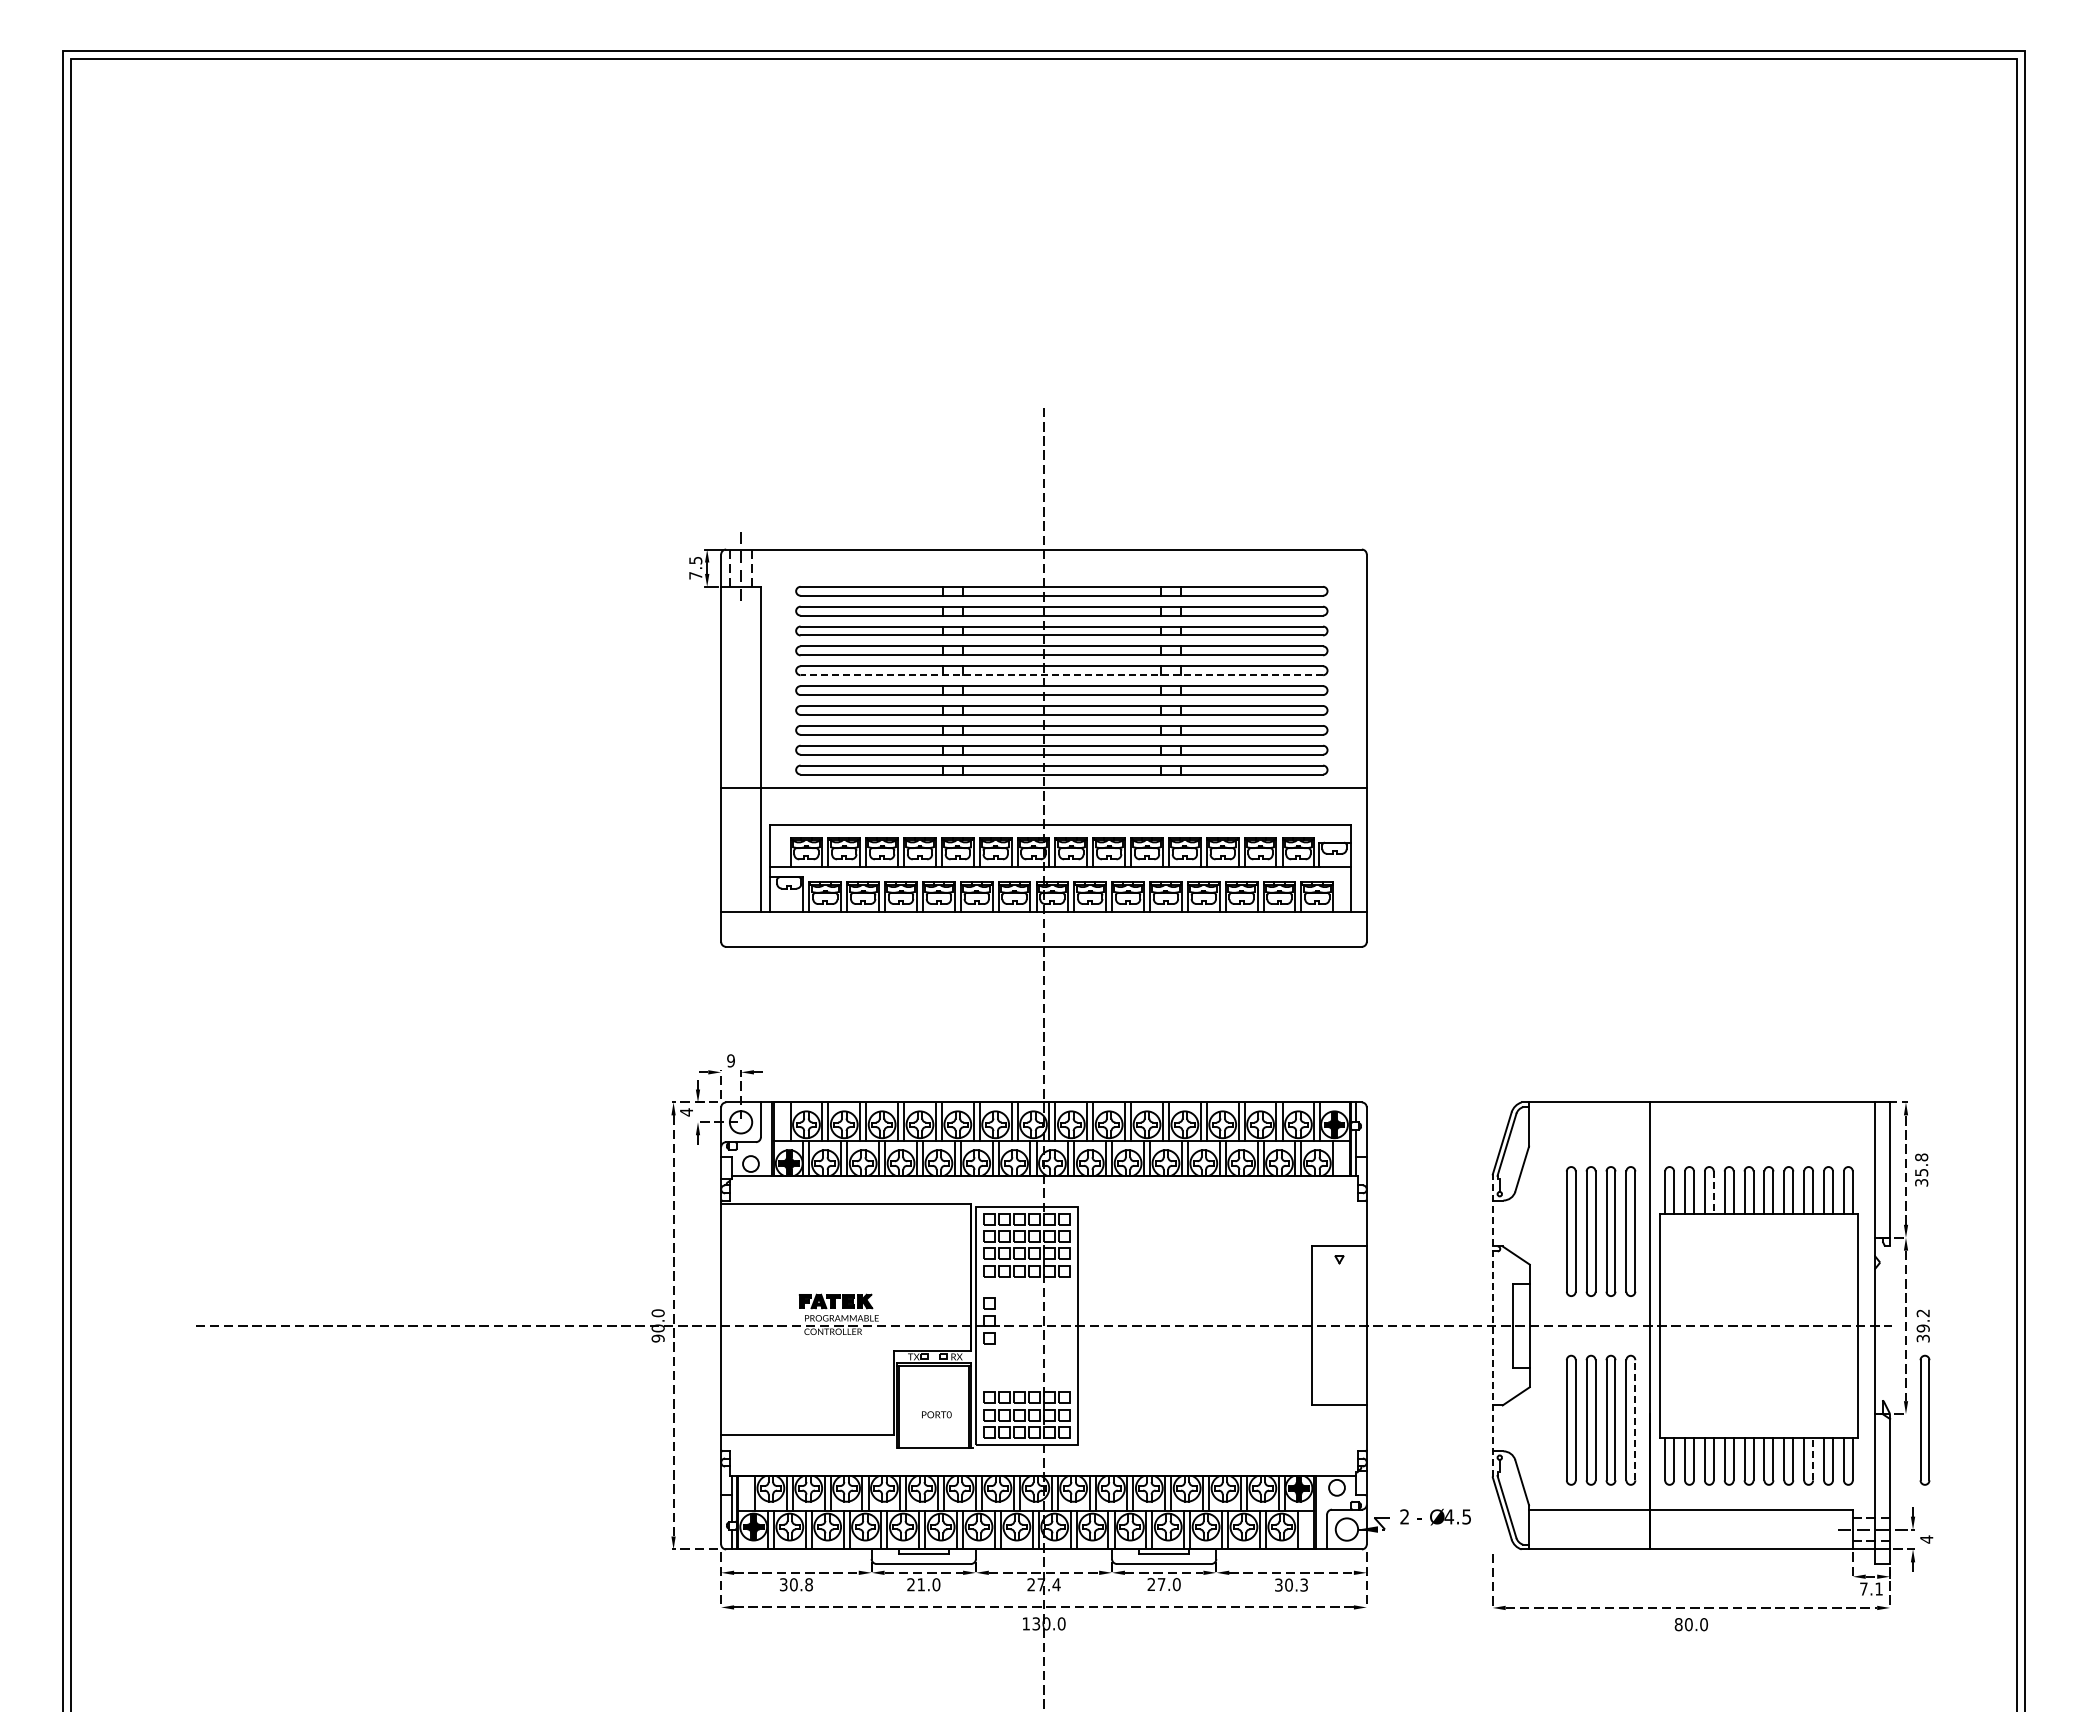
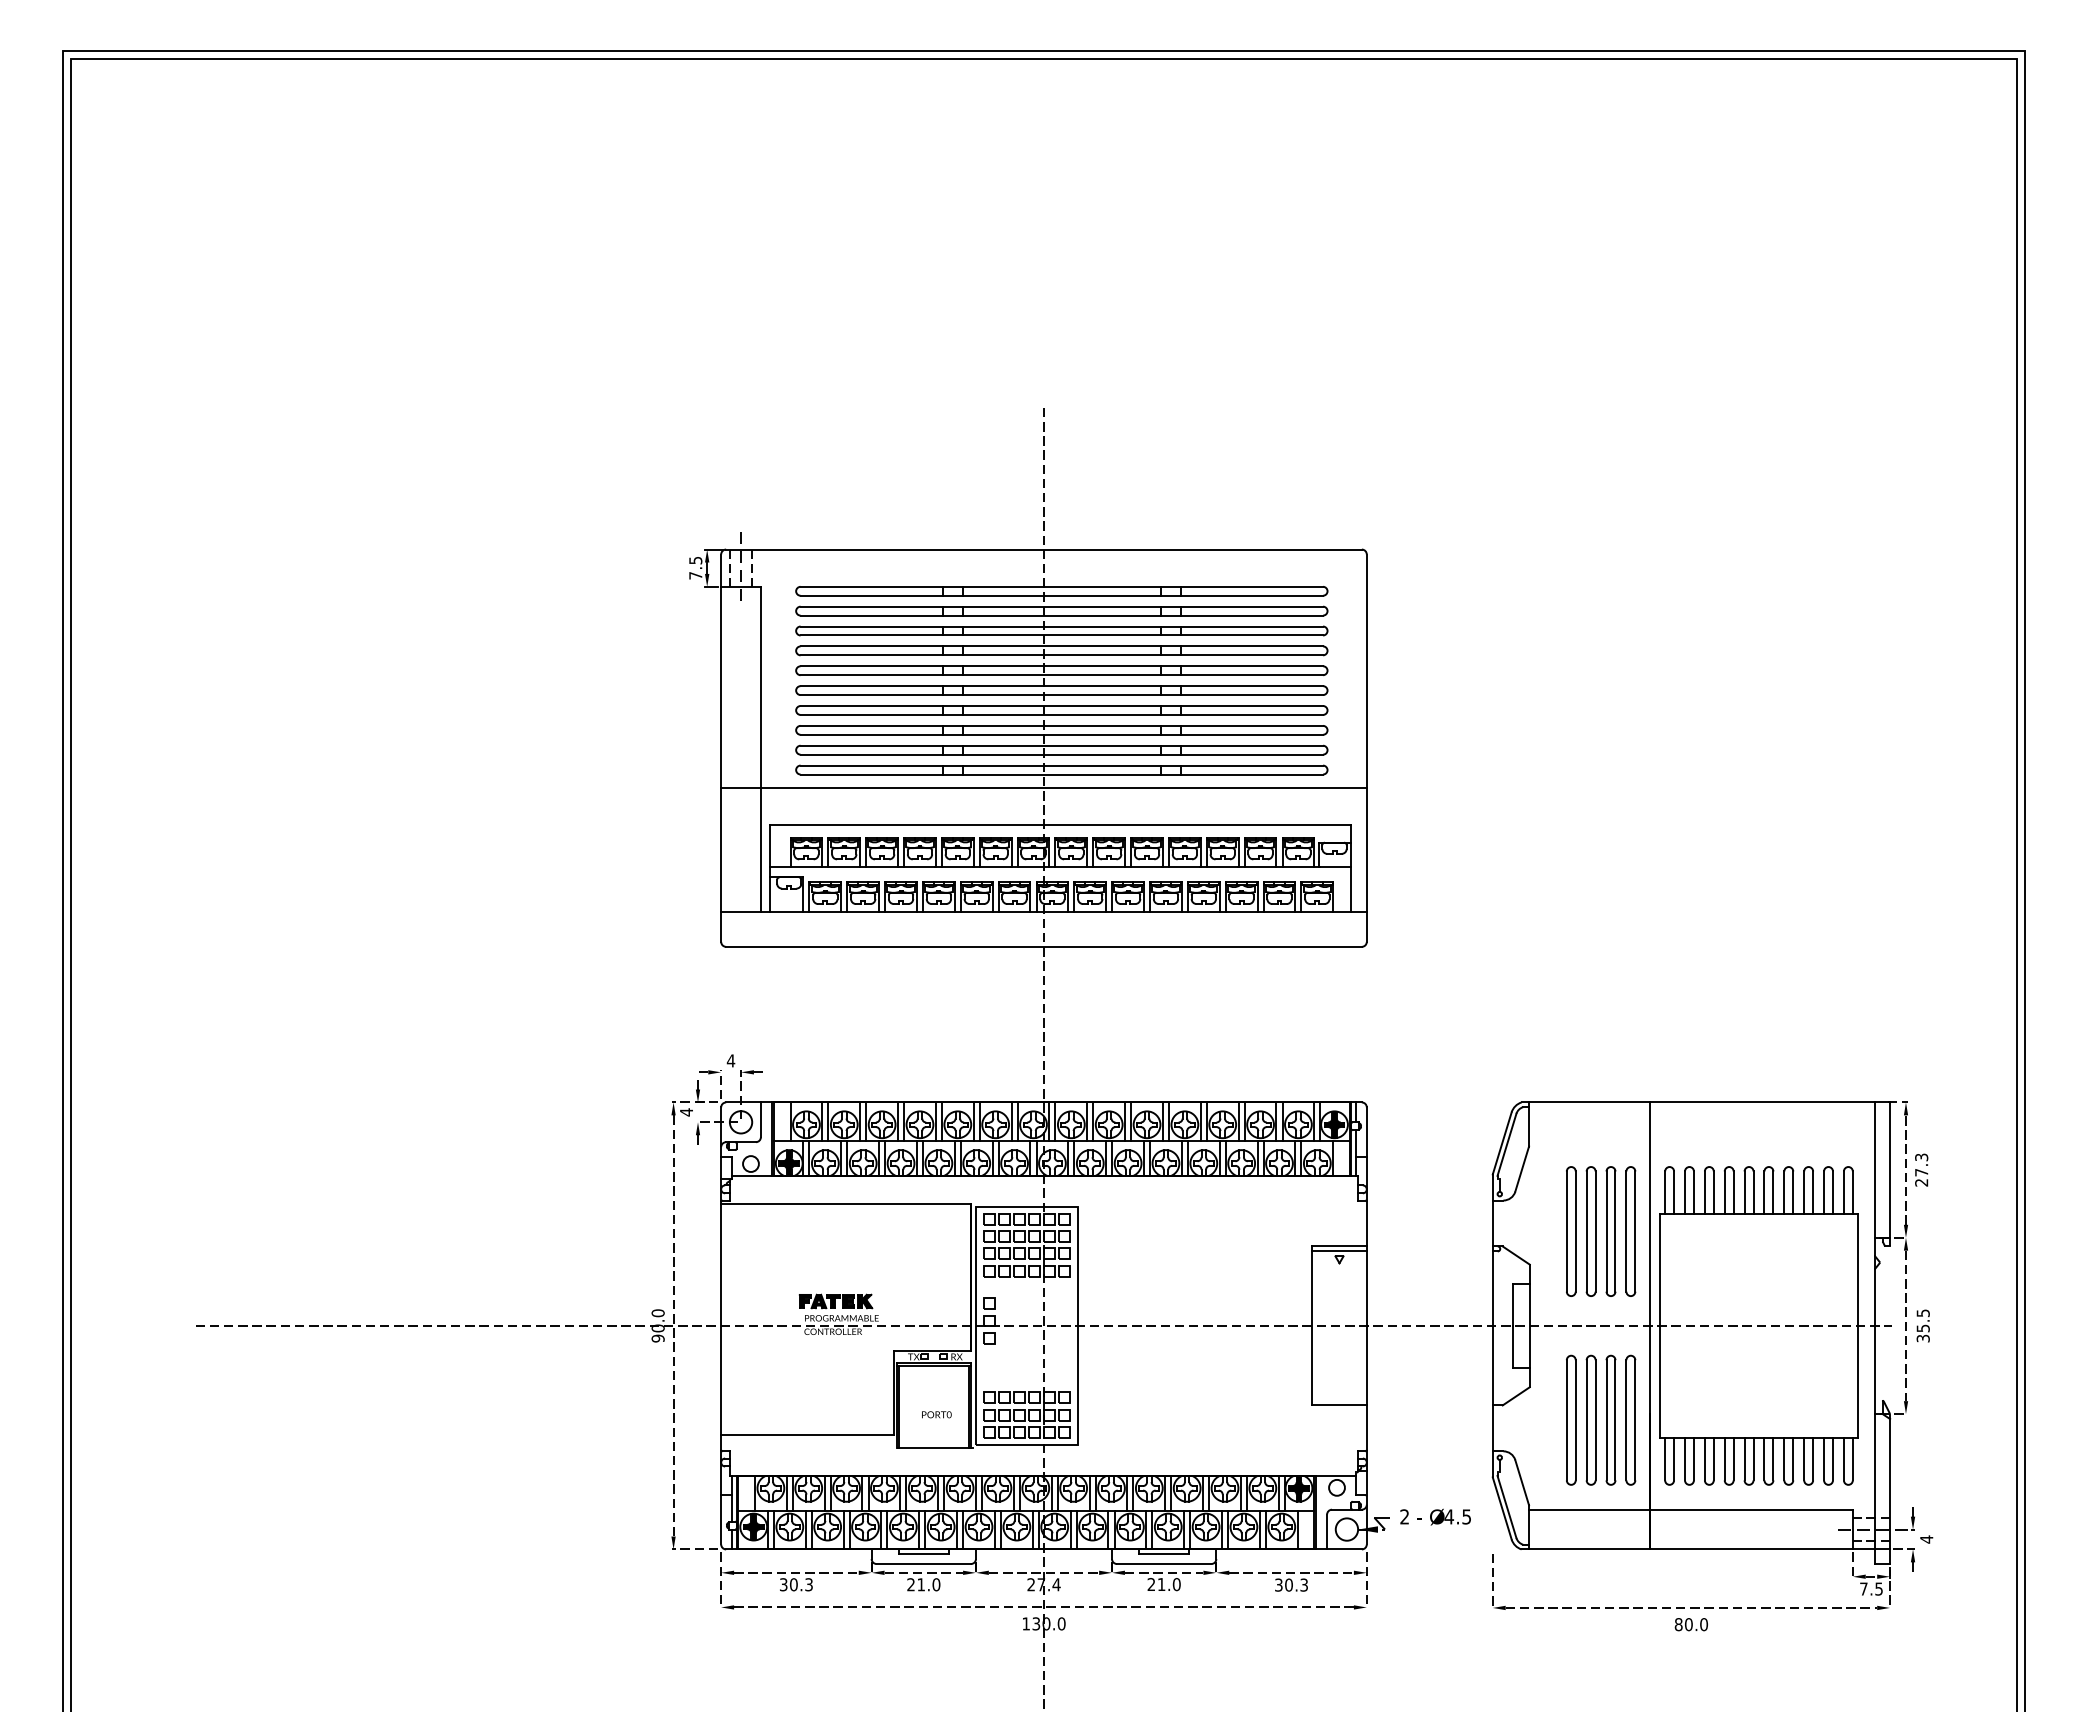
line: dashed -> solid (1061, 675)
text: 9 -> 4 (730, 1060)
text: 35.8 -> 27.3 (1921, 1169)
line: dashed -> solid (1713, 1193)
line: none -> present (1339, 1251)
text: 39.2 -> 35.5 (1922, 1320)
line: dashed -> solid (1492, 1325)
line: dashed -> solid (1635, 1419)
part: present -> none (1924, 1419)
line: dashed -> solid (1813, 1458)
text: 30.8 -> 30.3 (808, 1584)
text: 27.0 -> 21.0 (1161, 1584)
text: 7.1 -> 7.5 (1878, 1588)
